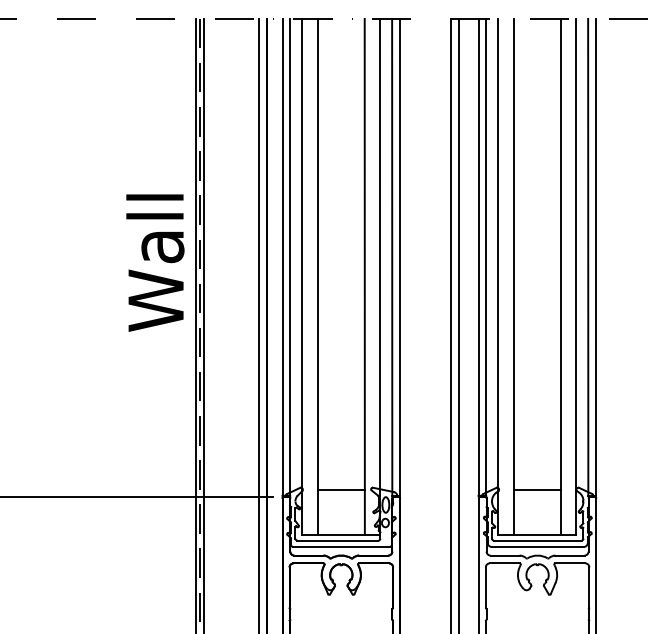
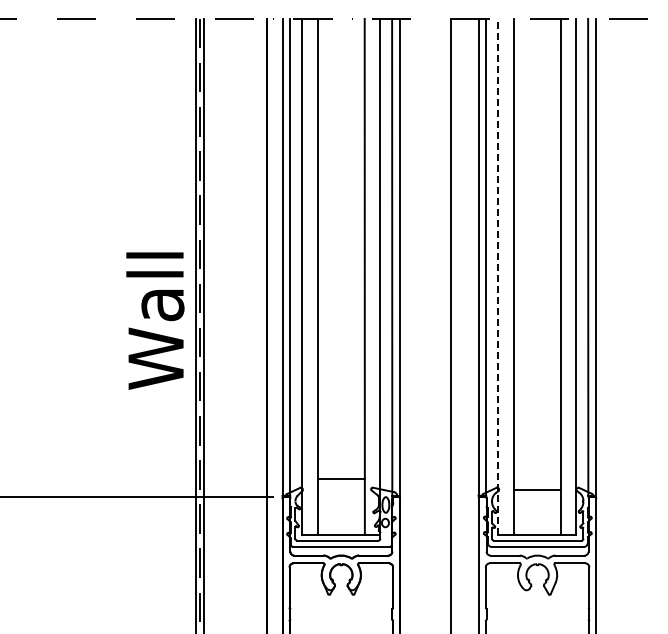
text position: (155, 262) -> (155, 320) (155, 320)
line: solid -> dashed (498, 276)
line: present -> none (258, 324)
line: present -> none (458, 324)
line position: (340, 489) -> (340, 478) (340, 478)
